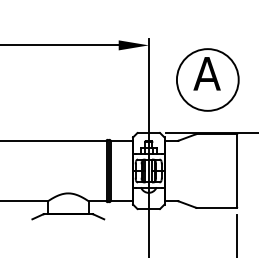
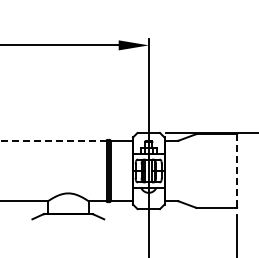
part: present -> none (207, 79)
line: solid -> dashed (53, 140)
line: solid -> dashed (237, 170)
